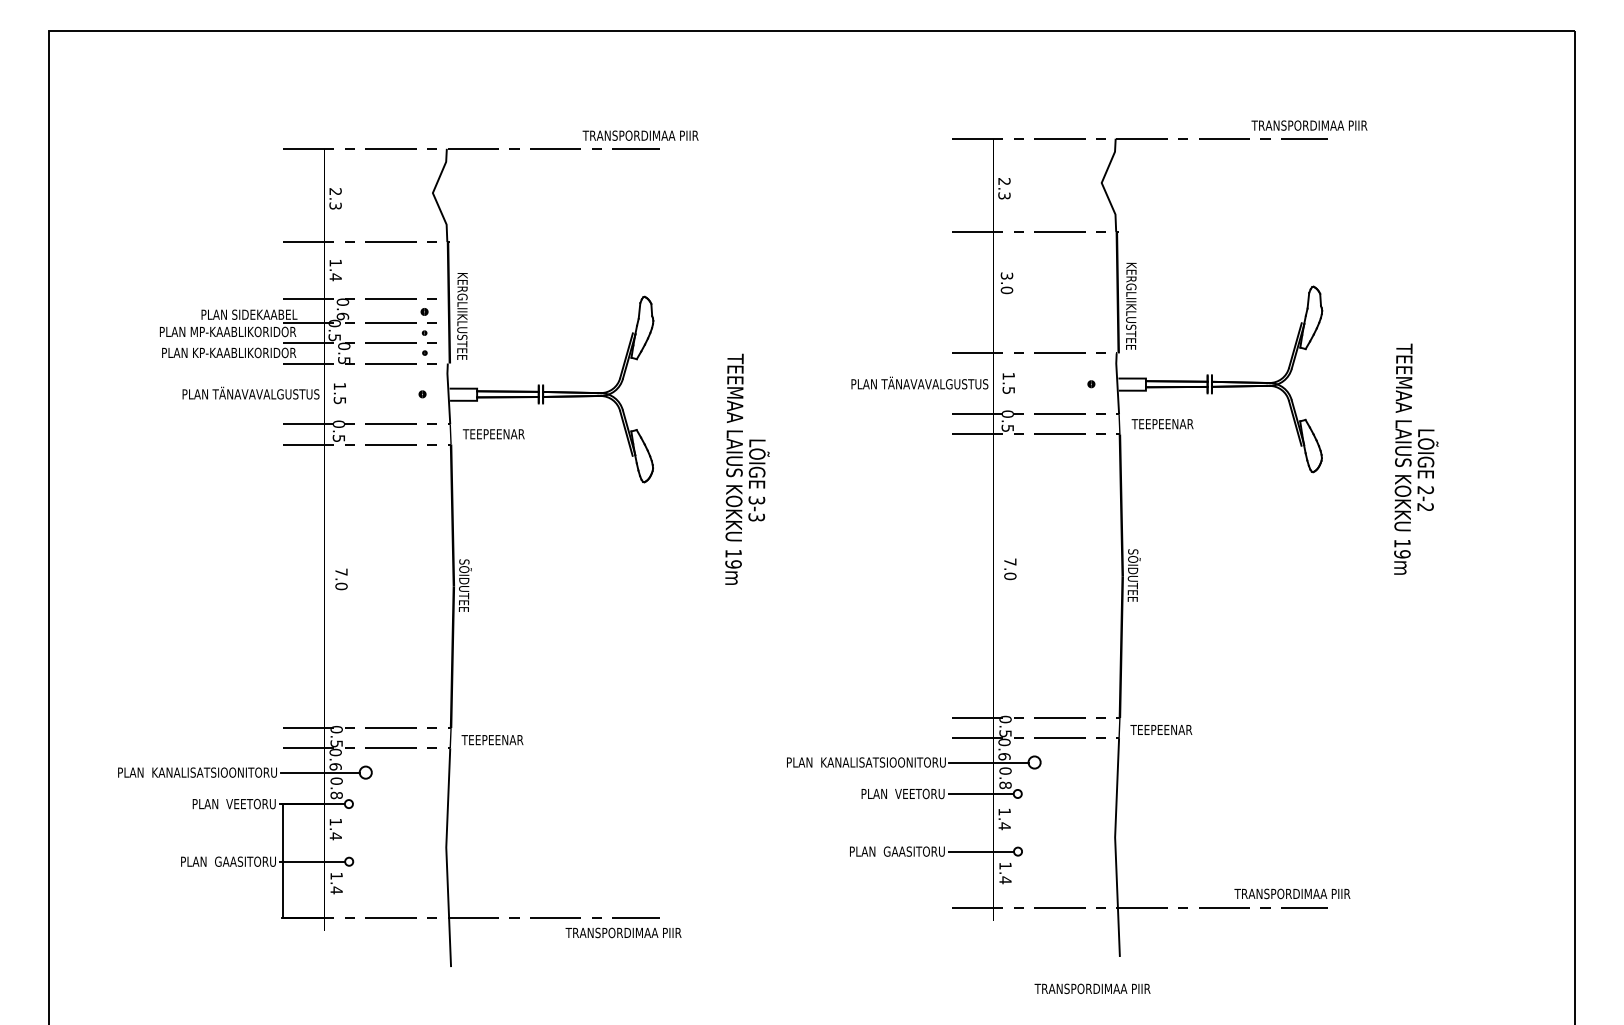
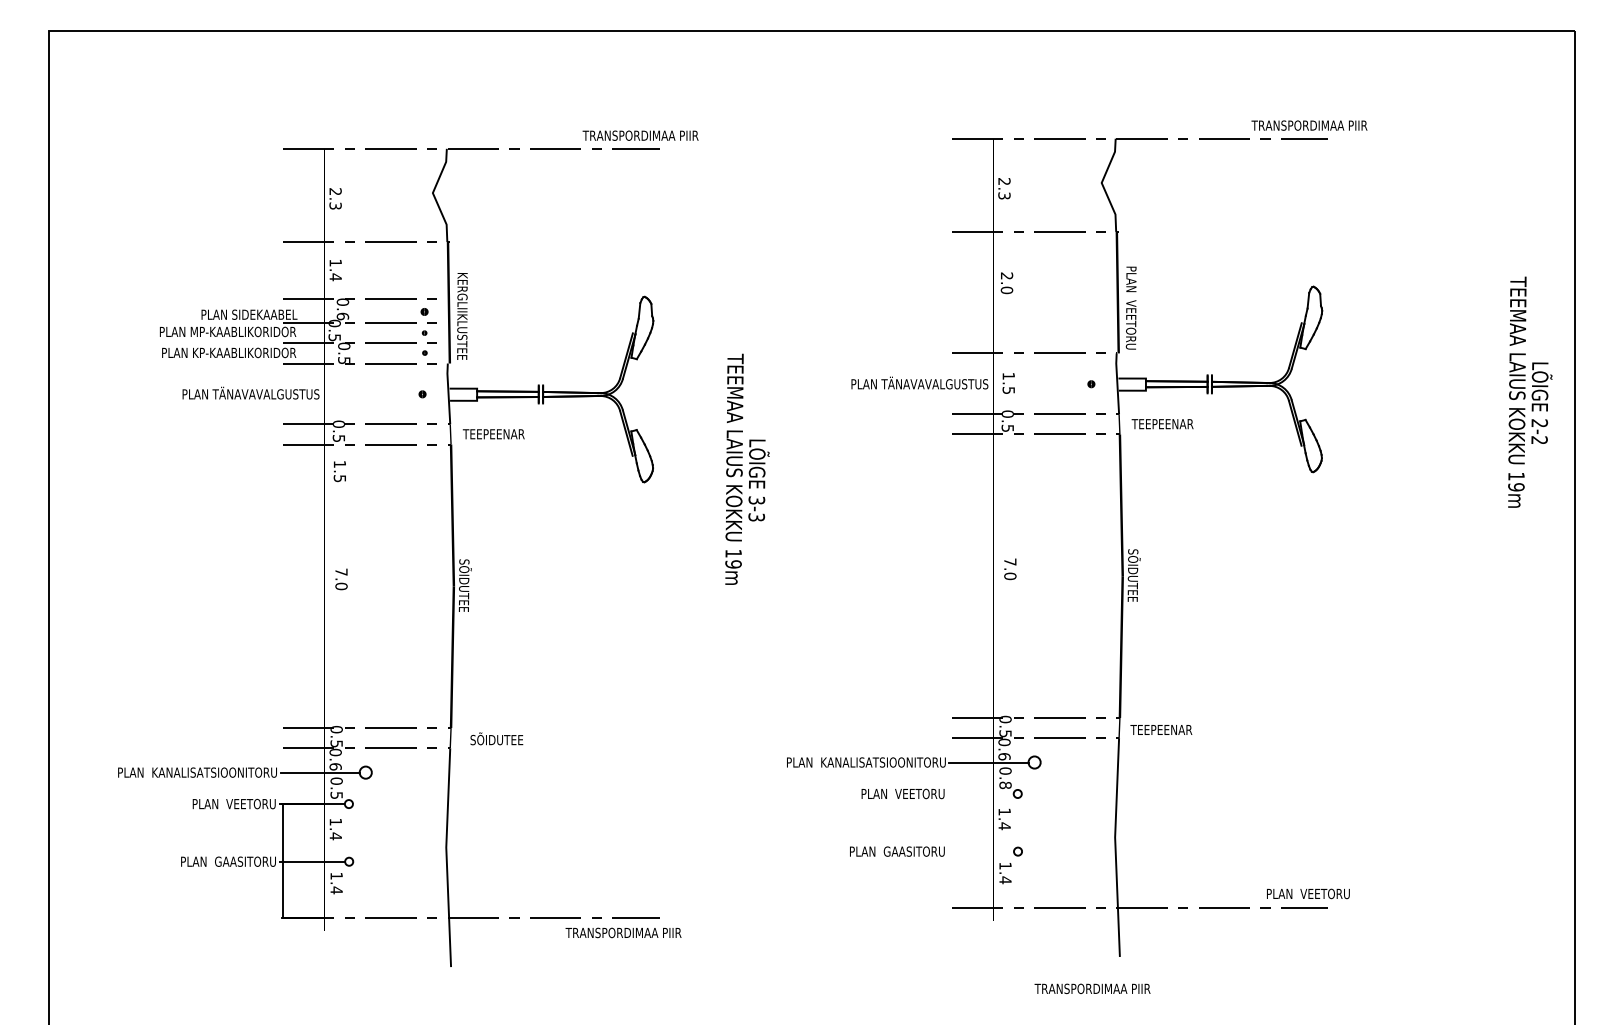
text: 3.0 -> 2.0 (1006, 275)
text: KERGLIIKLUSTEE -> PLAN  VEETORU (1130, 305)
text position: (339, 393) -> (339, 471) (339, 471)
text position: (1416, 458) -> (1530, 391) (1530, 391)
text: TEEPEENAR -> SÕIDUTEE (492, 738)
line: present -> none (980, 793)
text: 0.8 -> 0.5 (336, 795)
line: present -> none (980, 851)
text: TRANSPORDIMAA PIIR -> PLAN  VEETORU (1292, 893)
